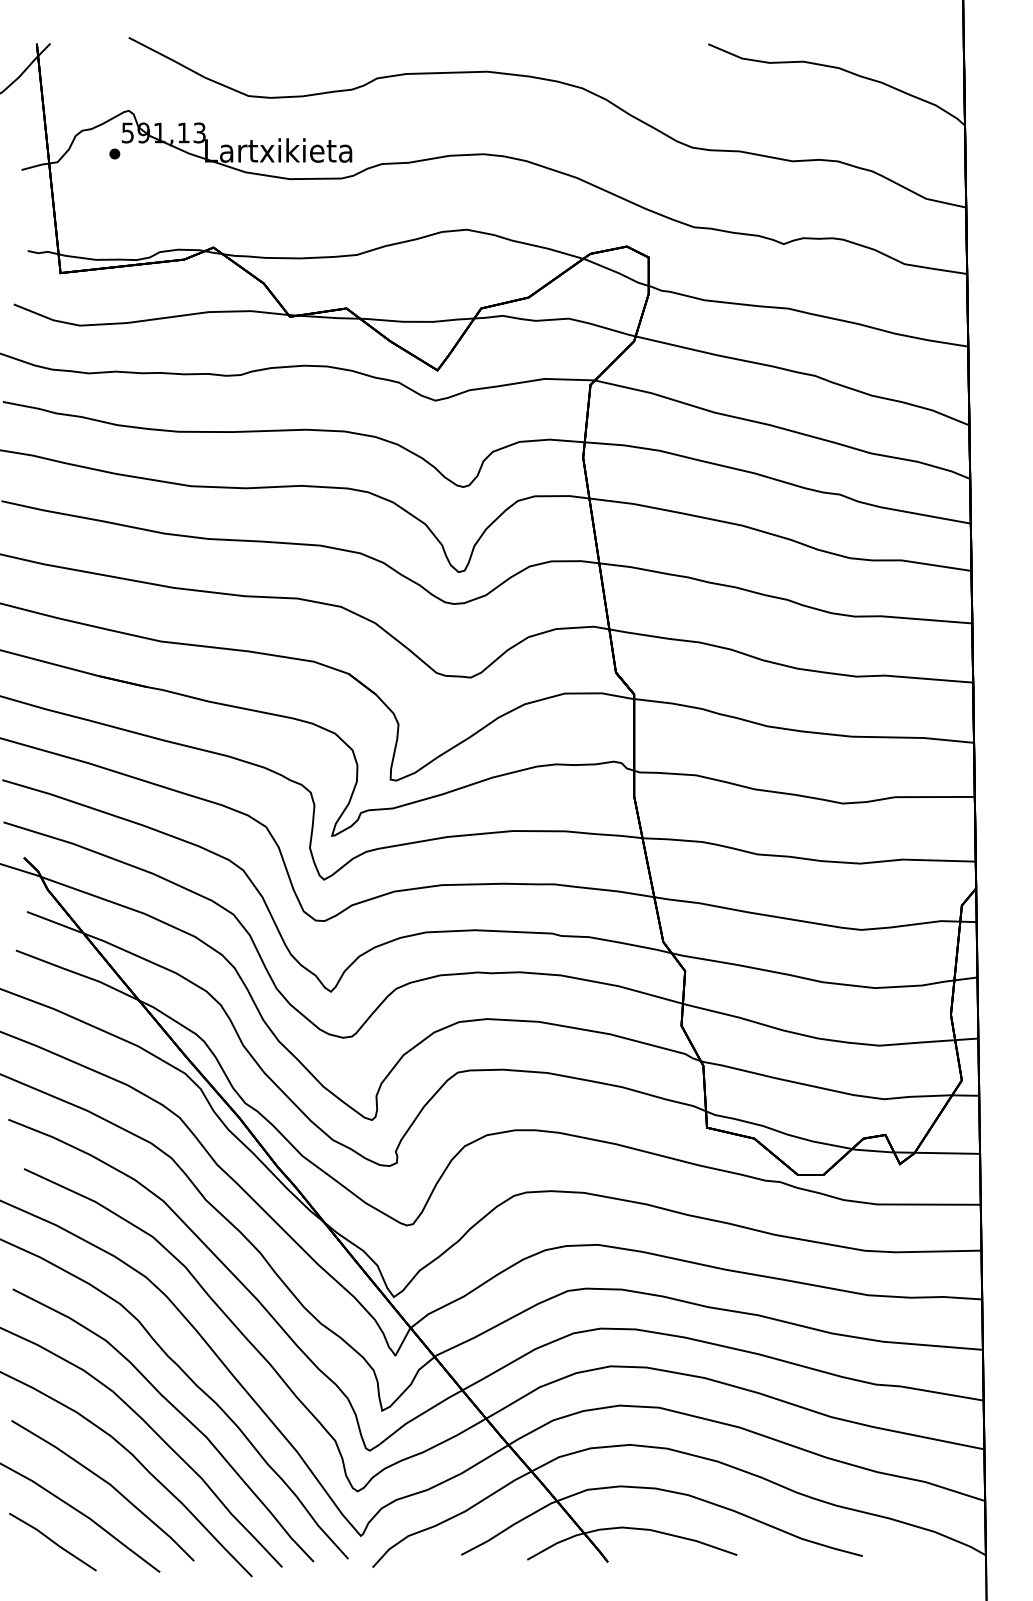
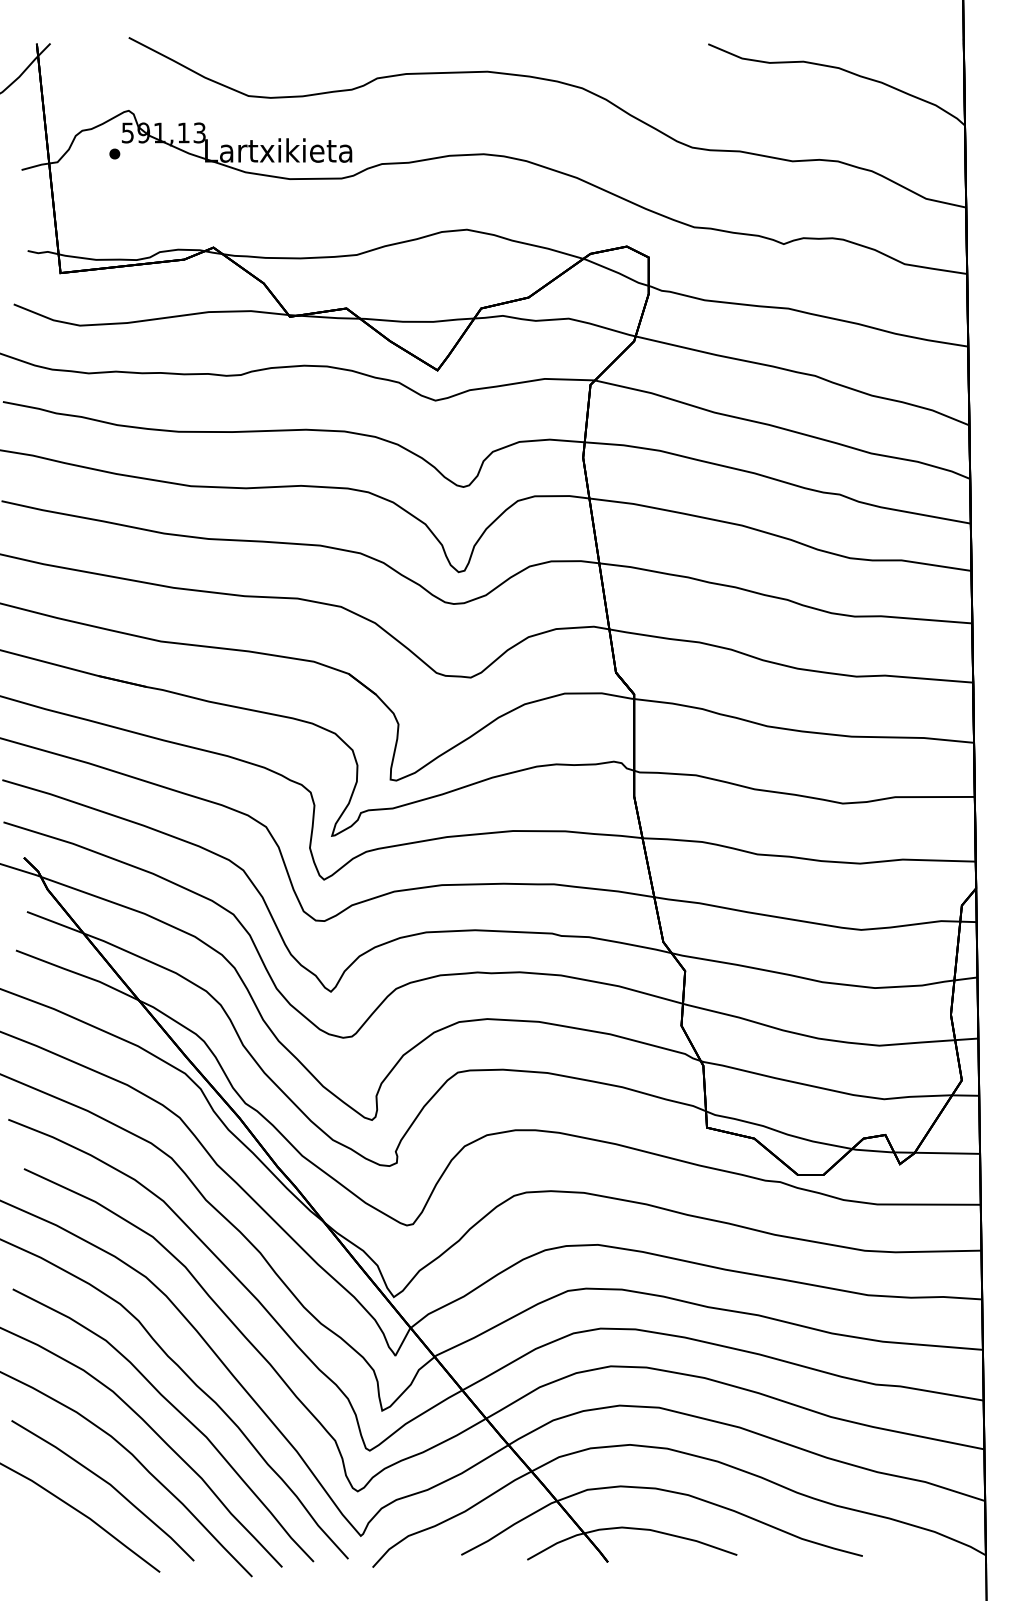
line: present -> none (52, 1542)
